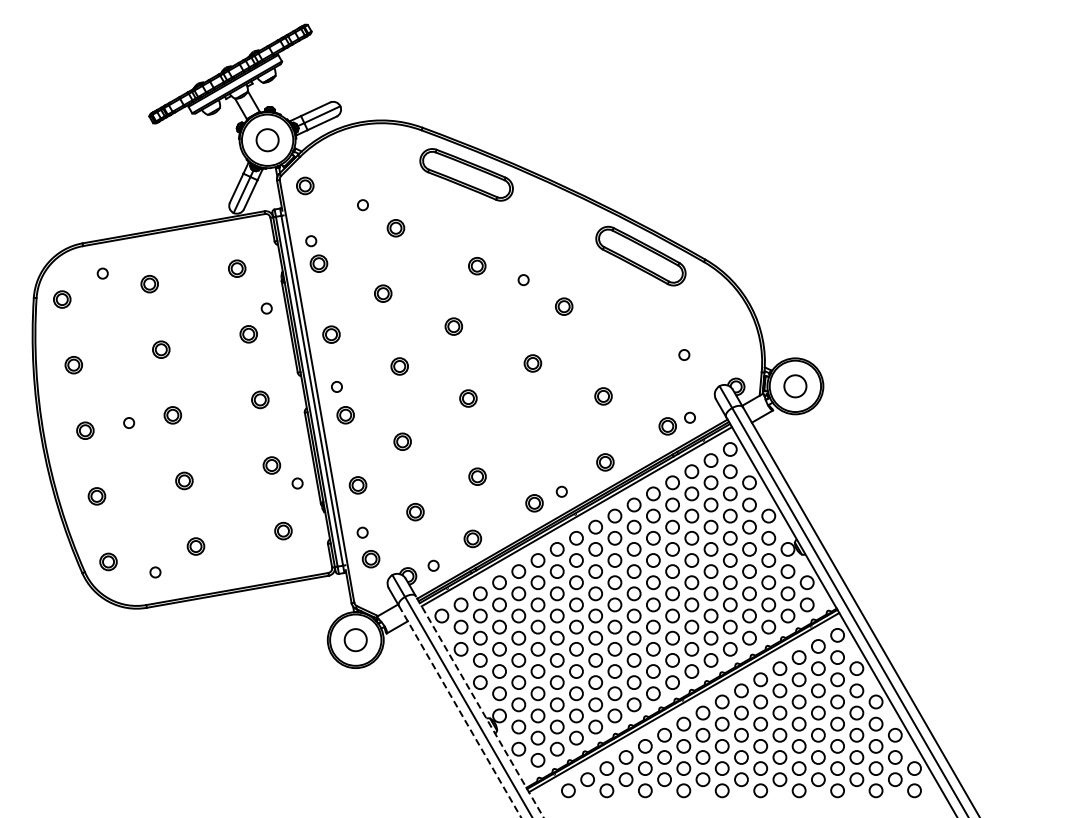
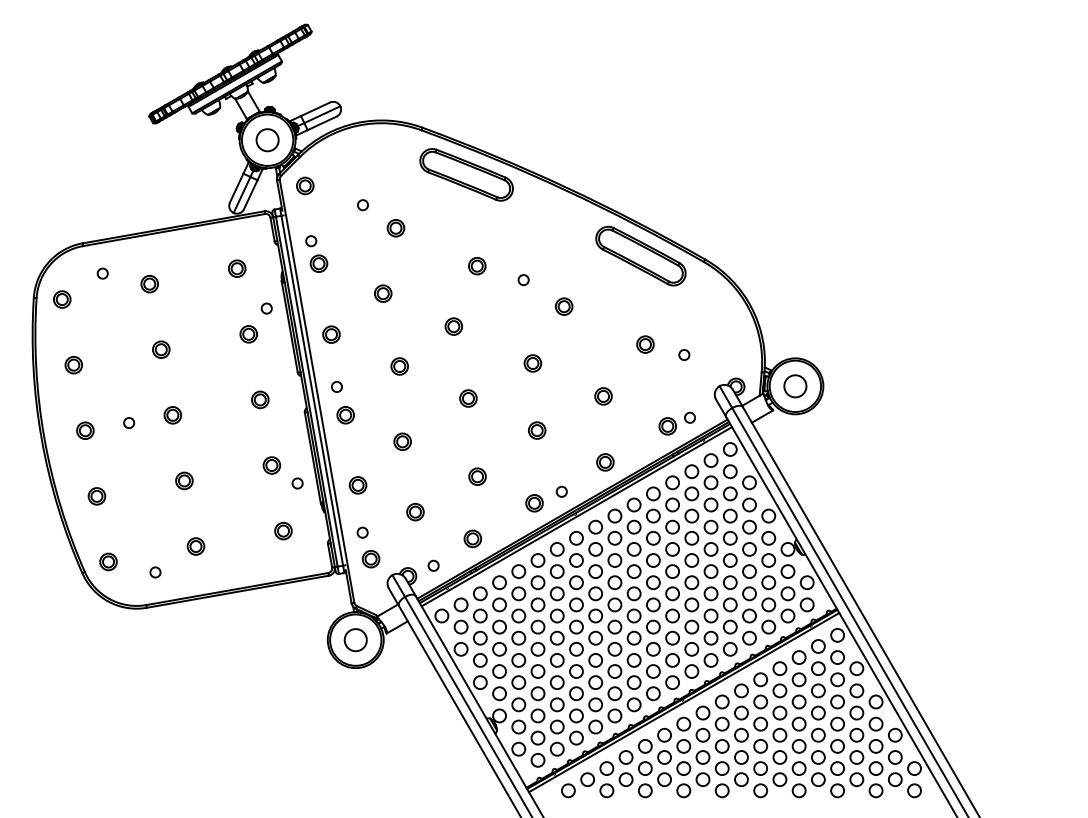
part: none -> present (645, 344)
part: none -> present (537, 430)
line: dashed -> solid (479, 706)
line: dashed -> solid (460, 712)
